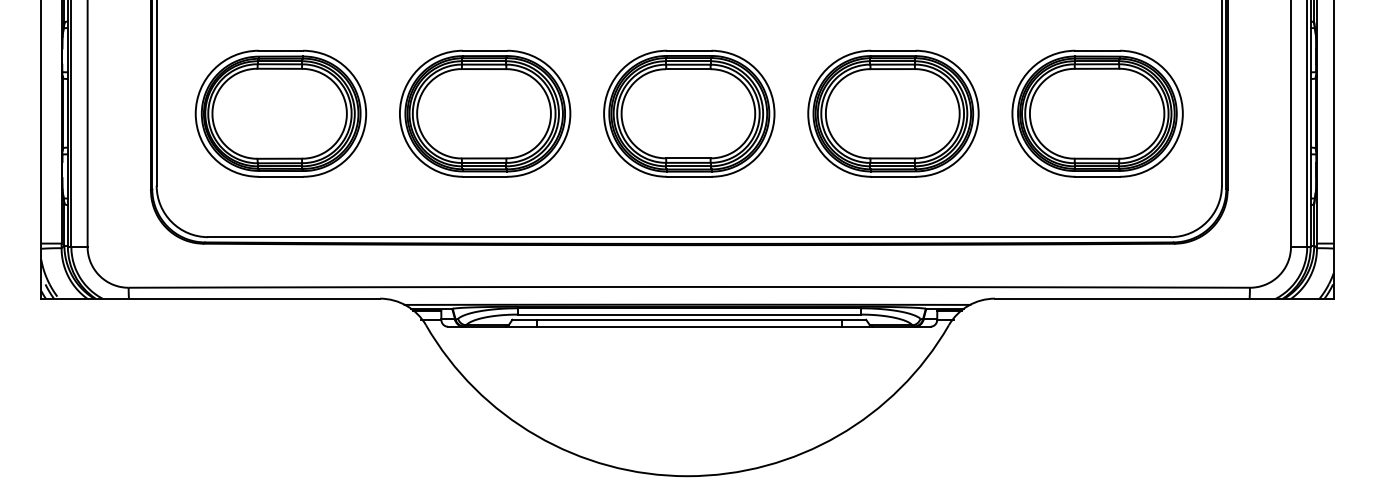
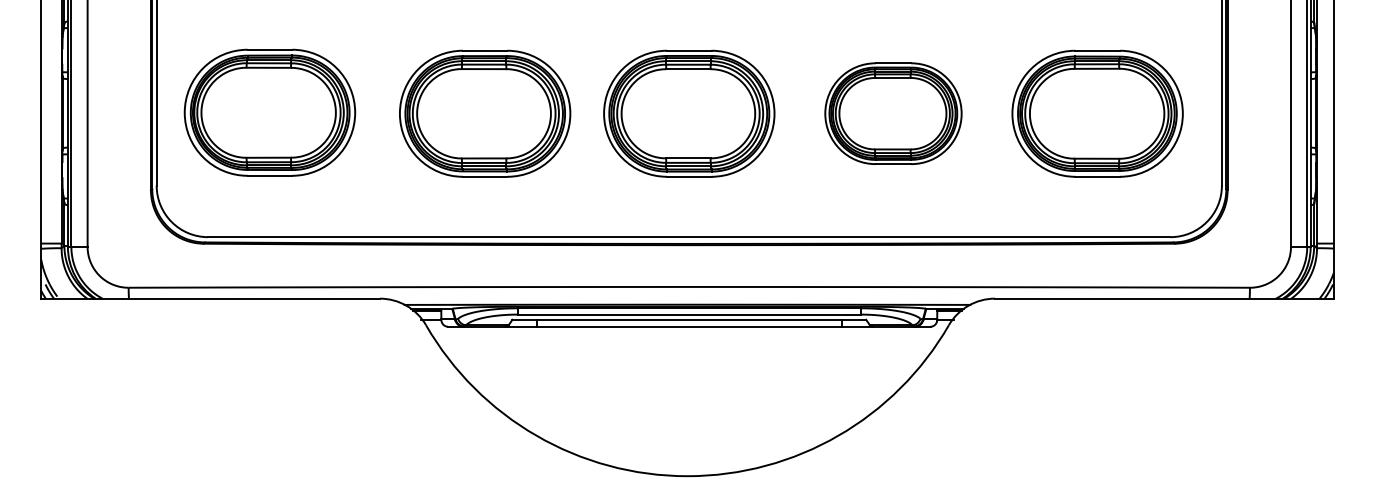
part position: (280, 113) -> (269, 112) (269, 112)
part size: 173x129 px -> 139x103 px (893, 113)
